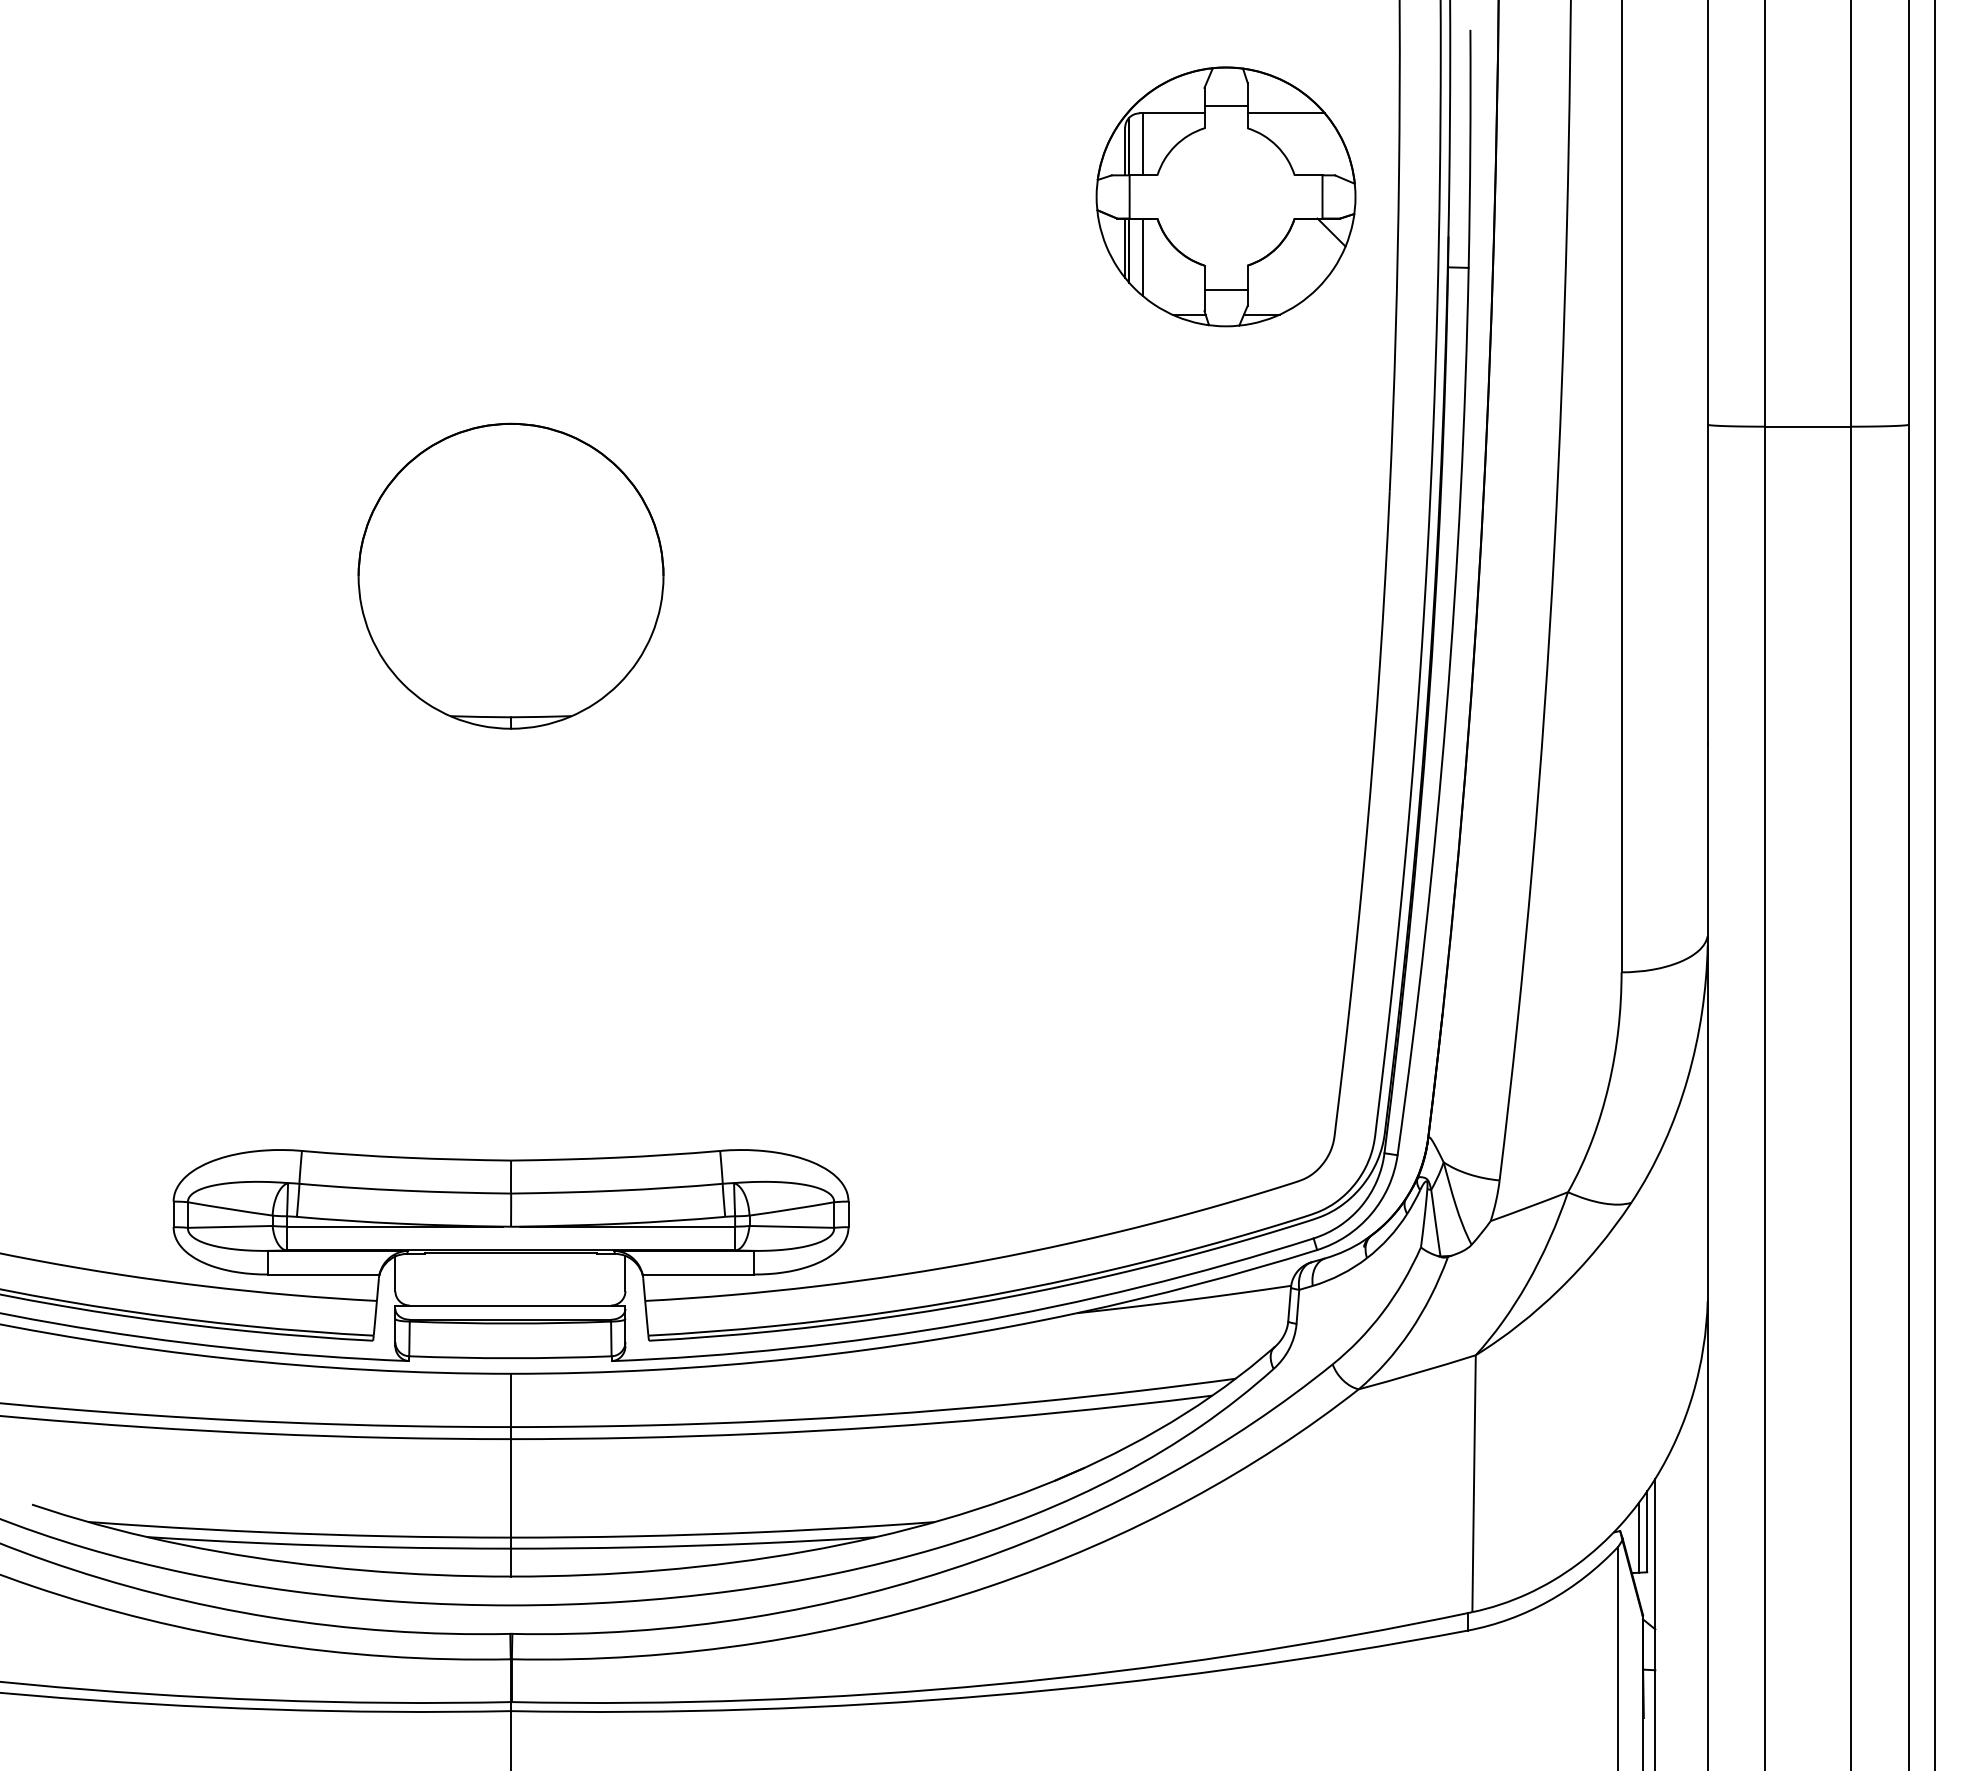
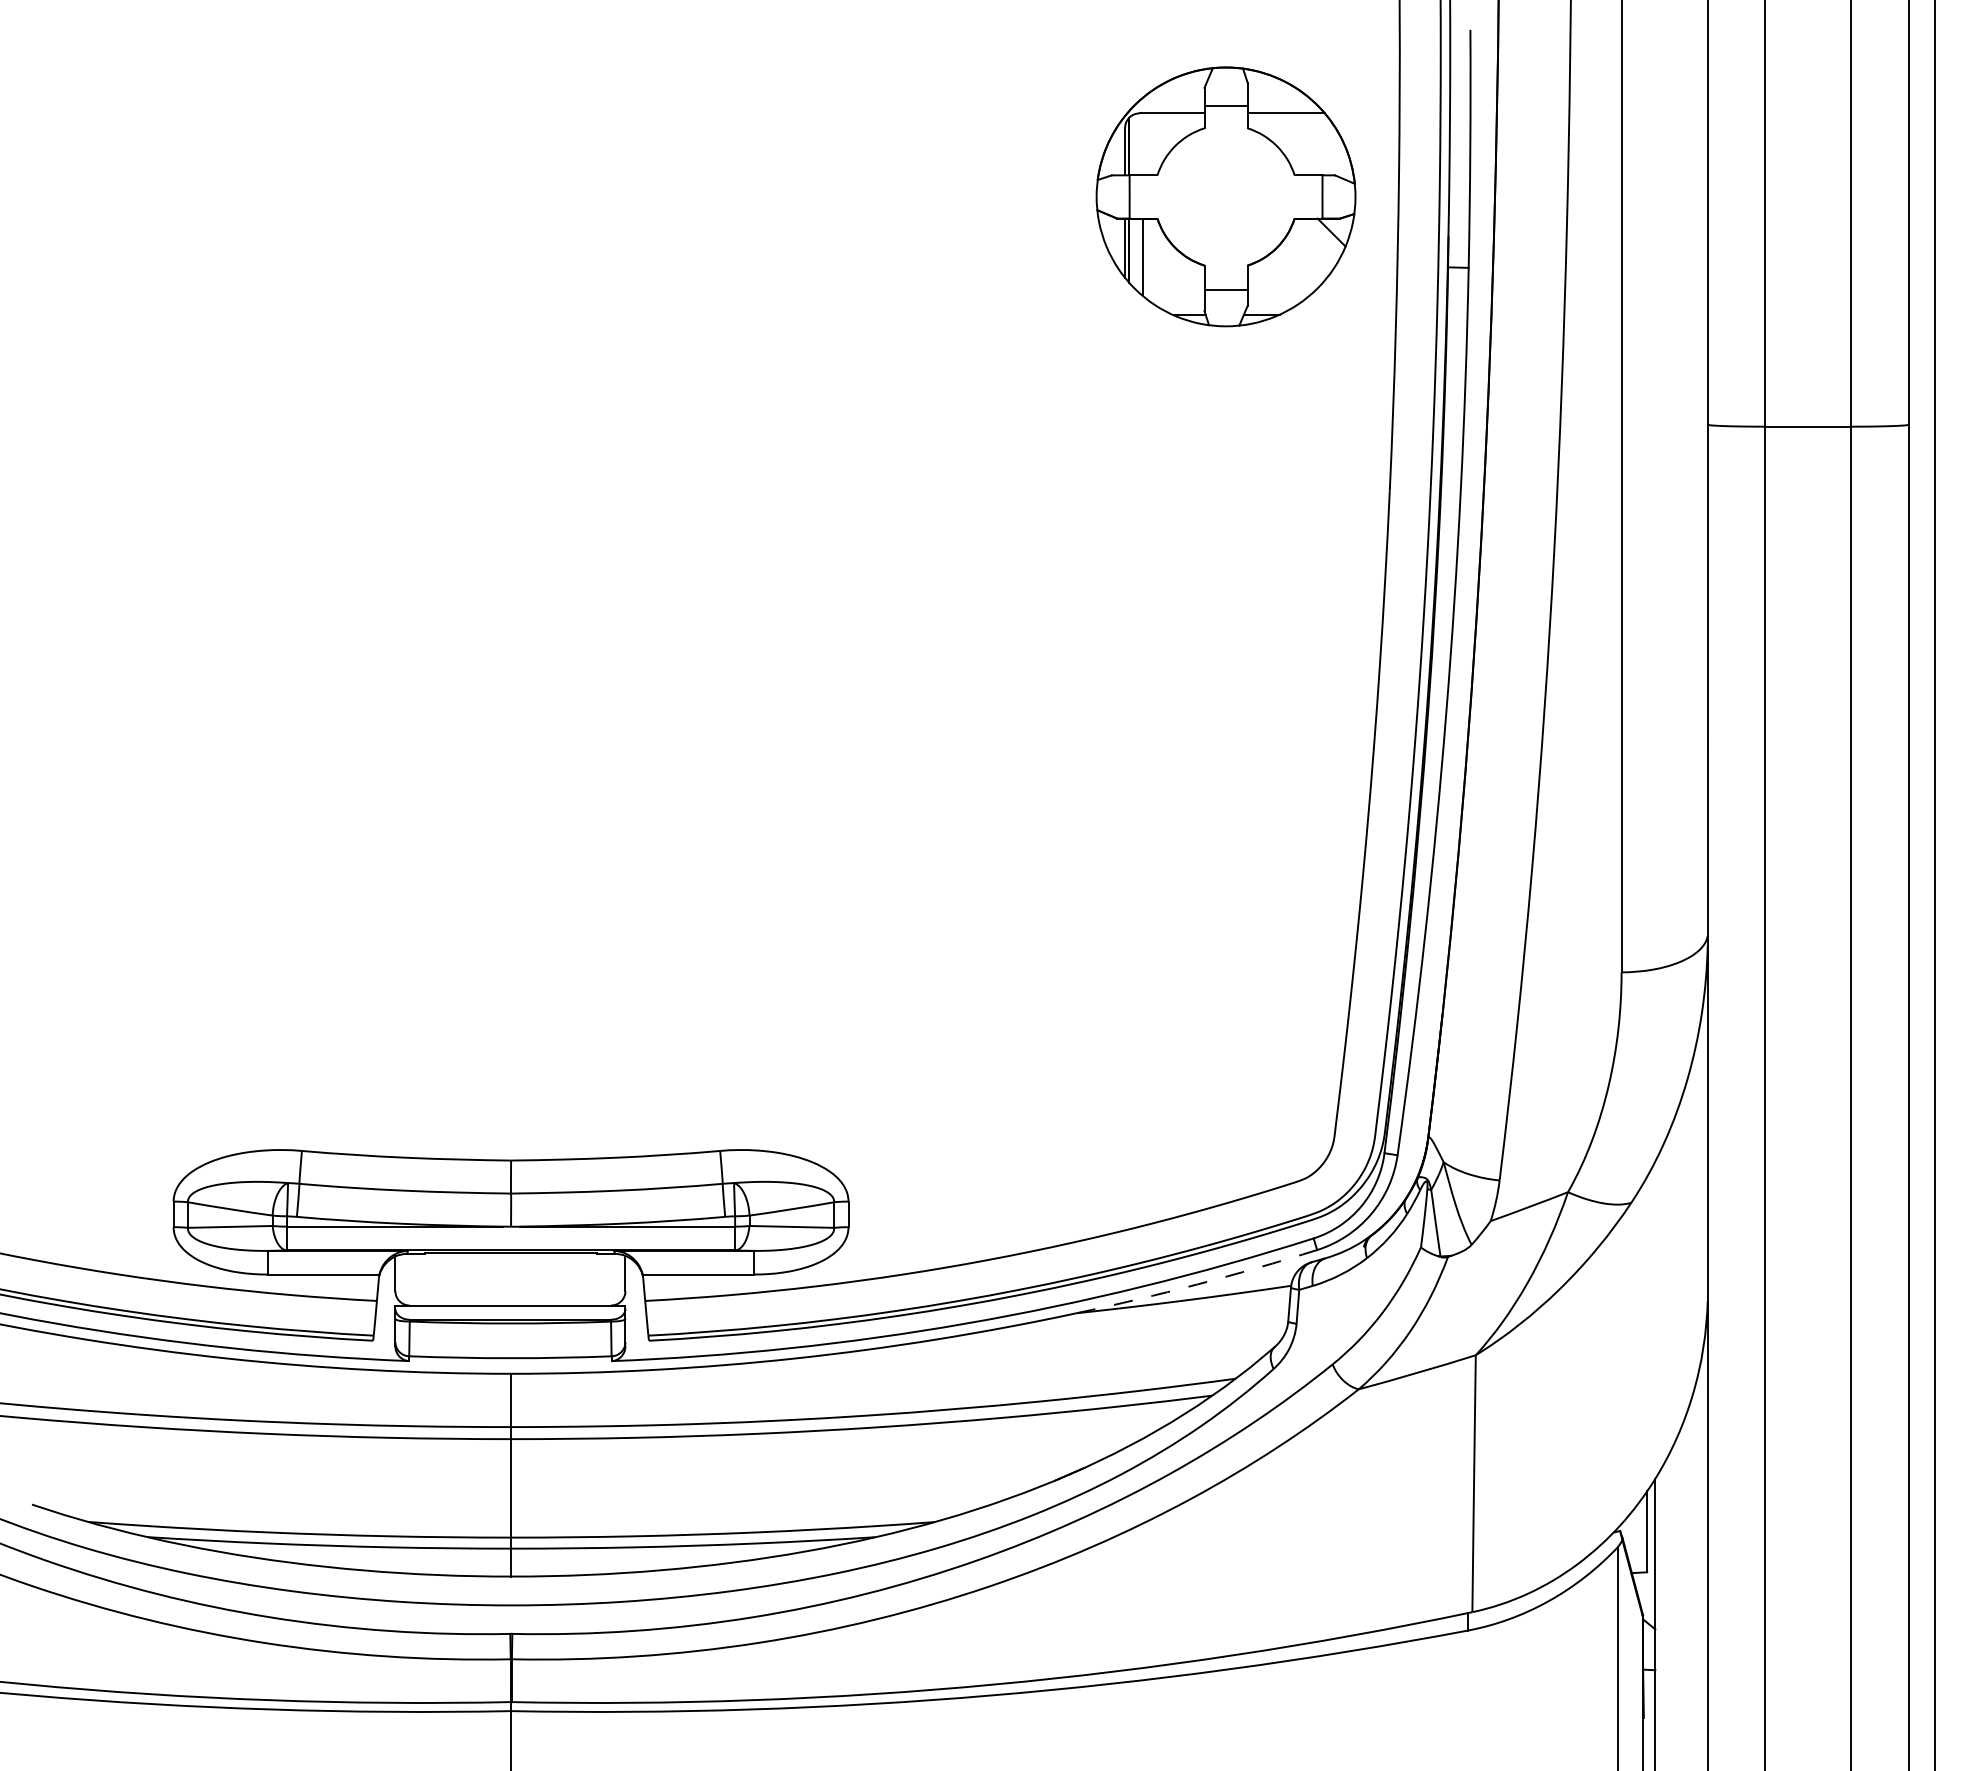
line: present -> none (1143, 144)
part: present -> none (510, 575)
arc: solid -> dashed (1197, 1284)
line: present -> none (1638, 1537)
